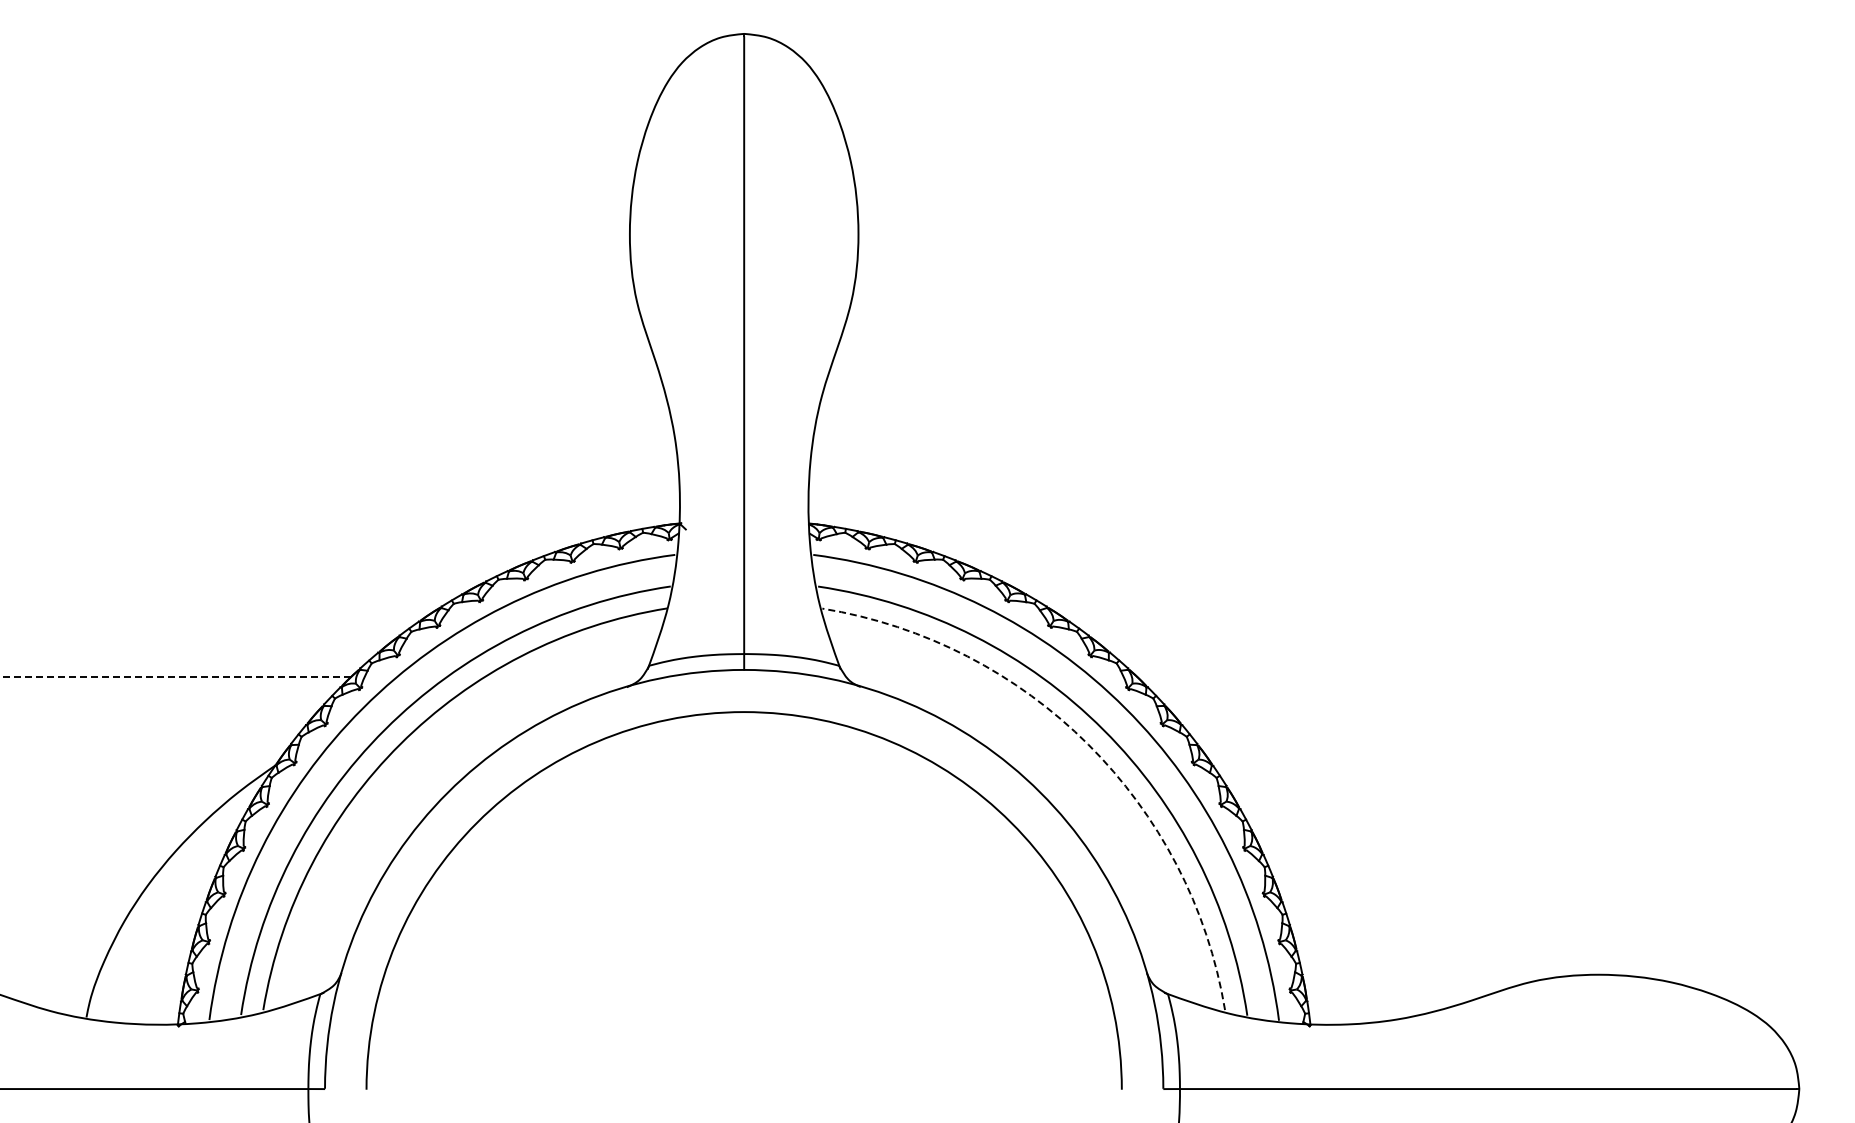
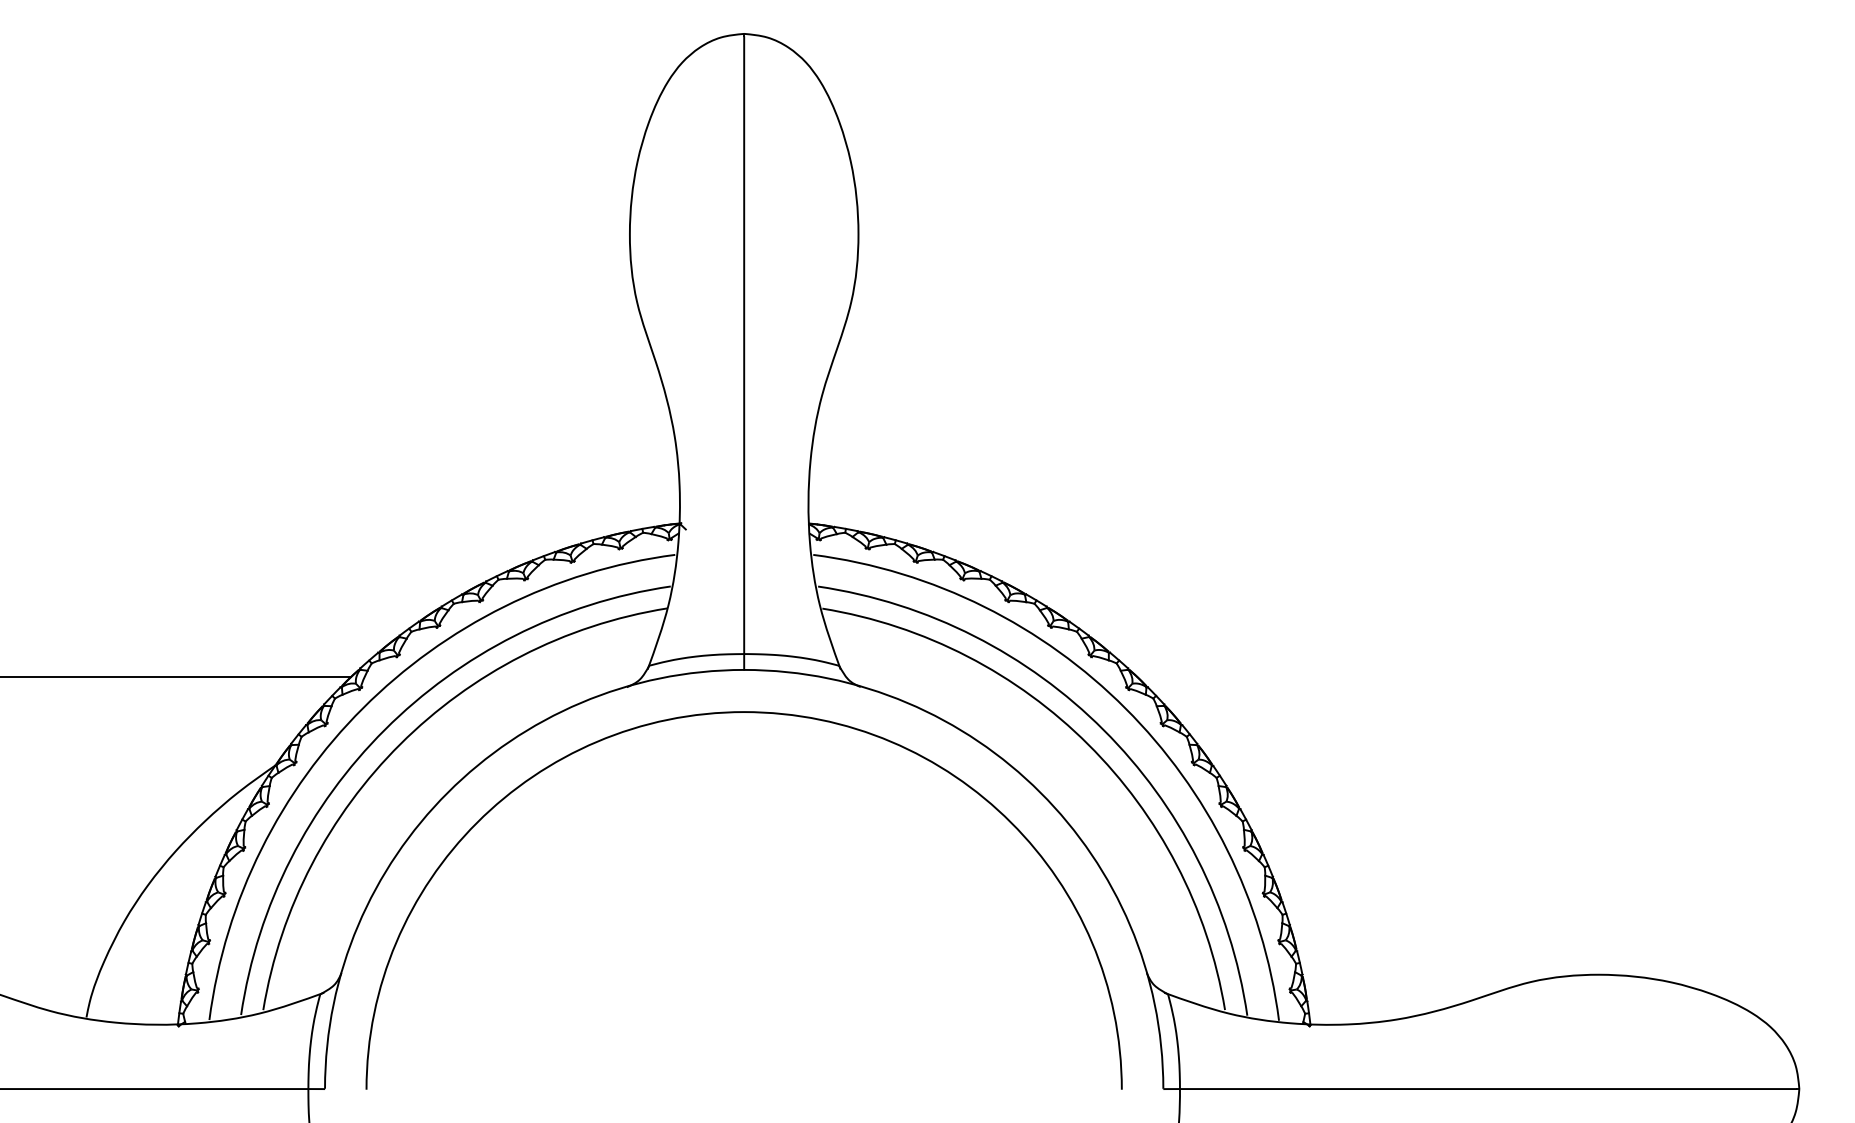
line: dashed -> solid (175, 676)
arc: dashed -> solid (1088, 744)
